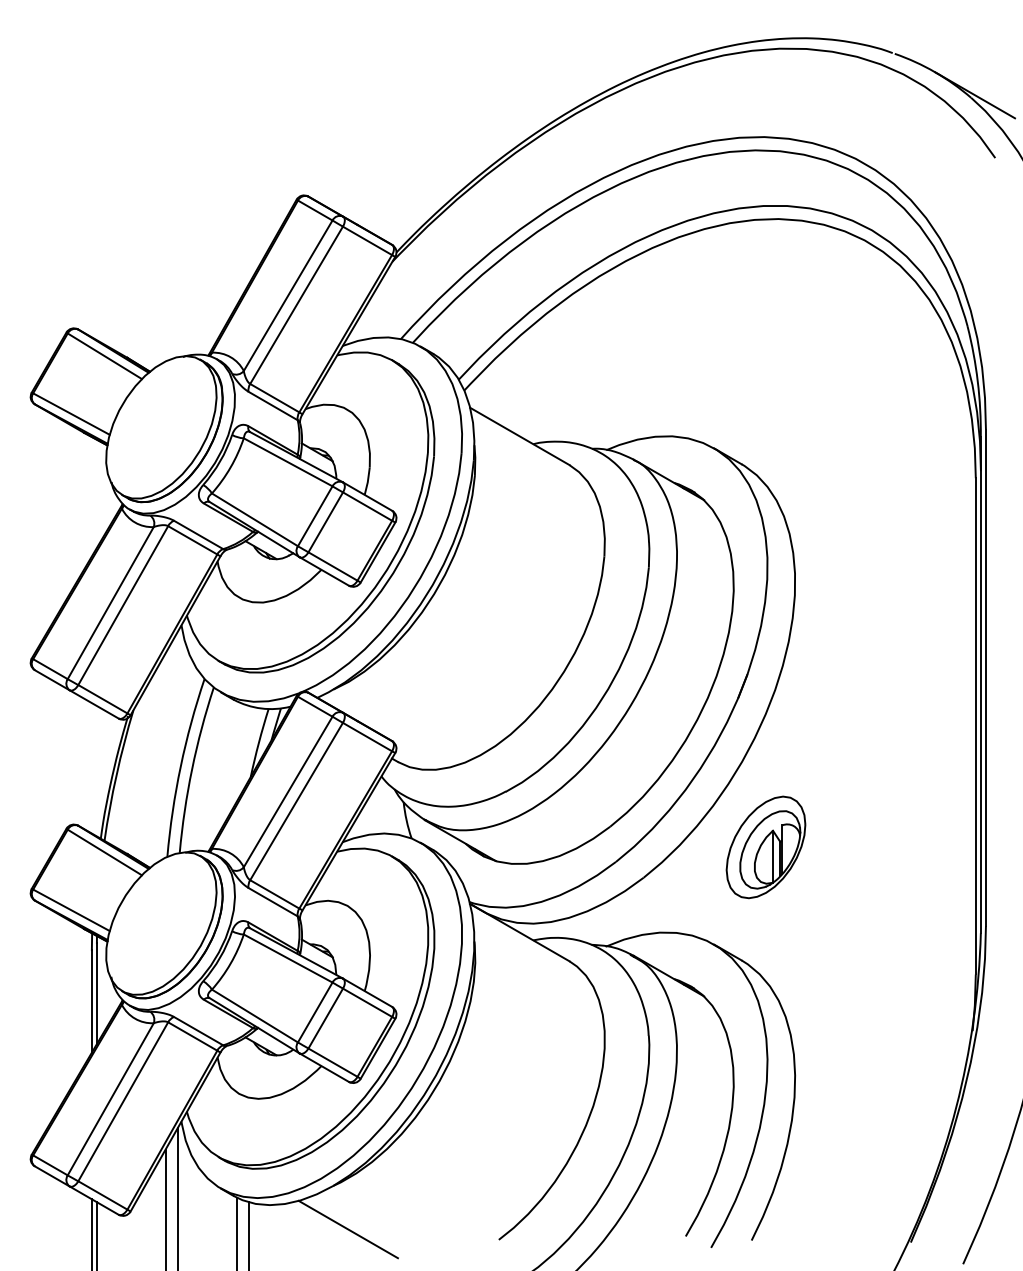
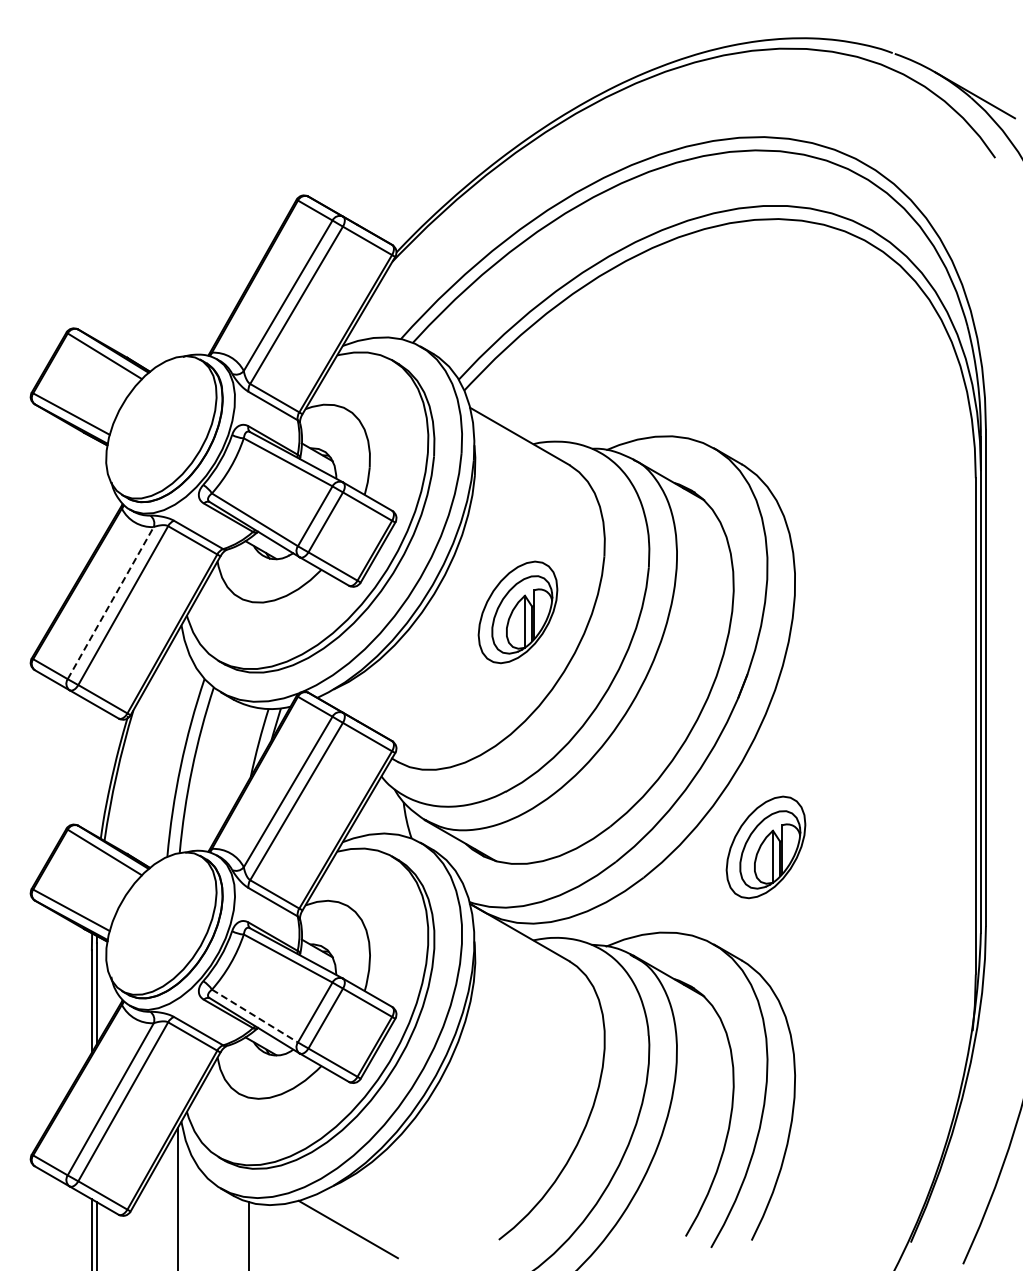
line: solid -> dashed (111, 602)
part: none -> present (517, 612)
line: solid -> dashed (255, 1016)
line: present -> none (165, 1208)
line: present -> none (237, 1232)
